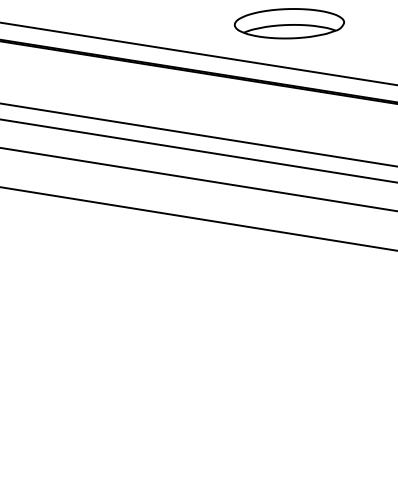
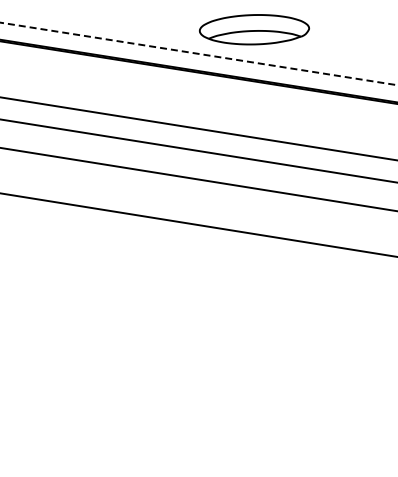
part position: (289, 23) -> (254, 29) (254, 29)
line: solid -> dashed (198, 53)
line position: (198, 134) -> (198, 128) (198, 128)
line position: (198, 218) -> (198, 224) (198, 224)
